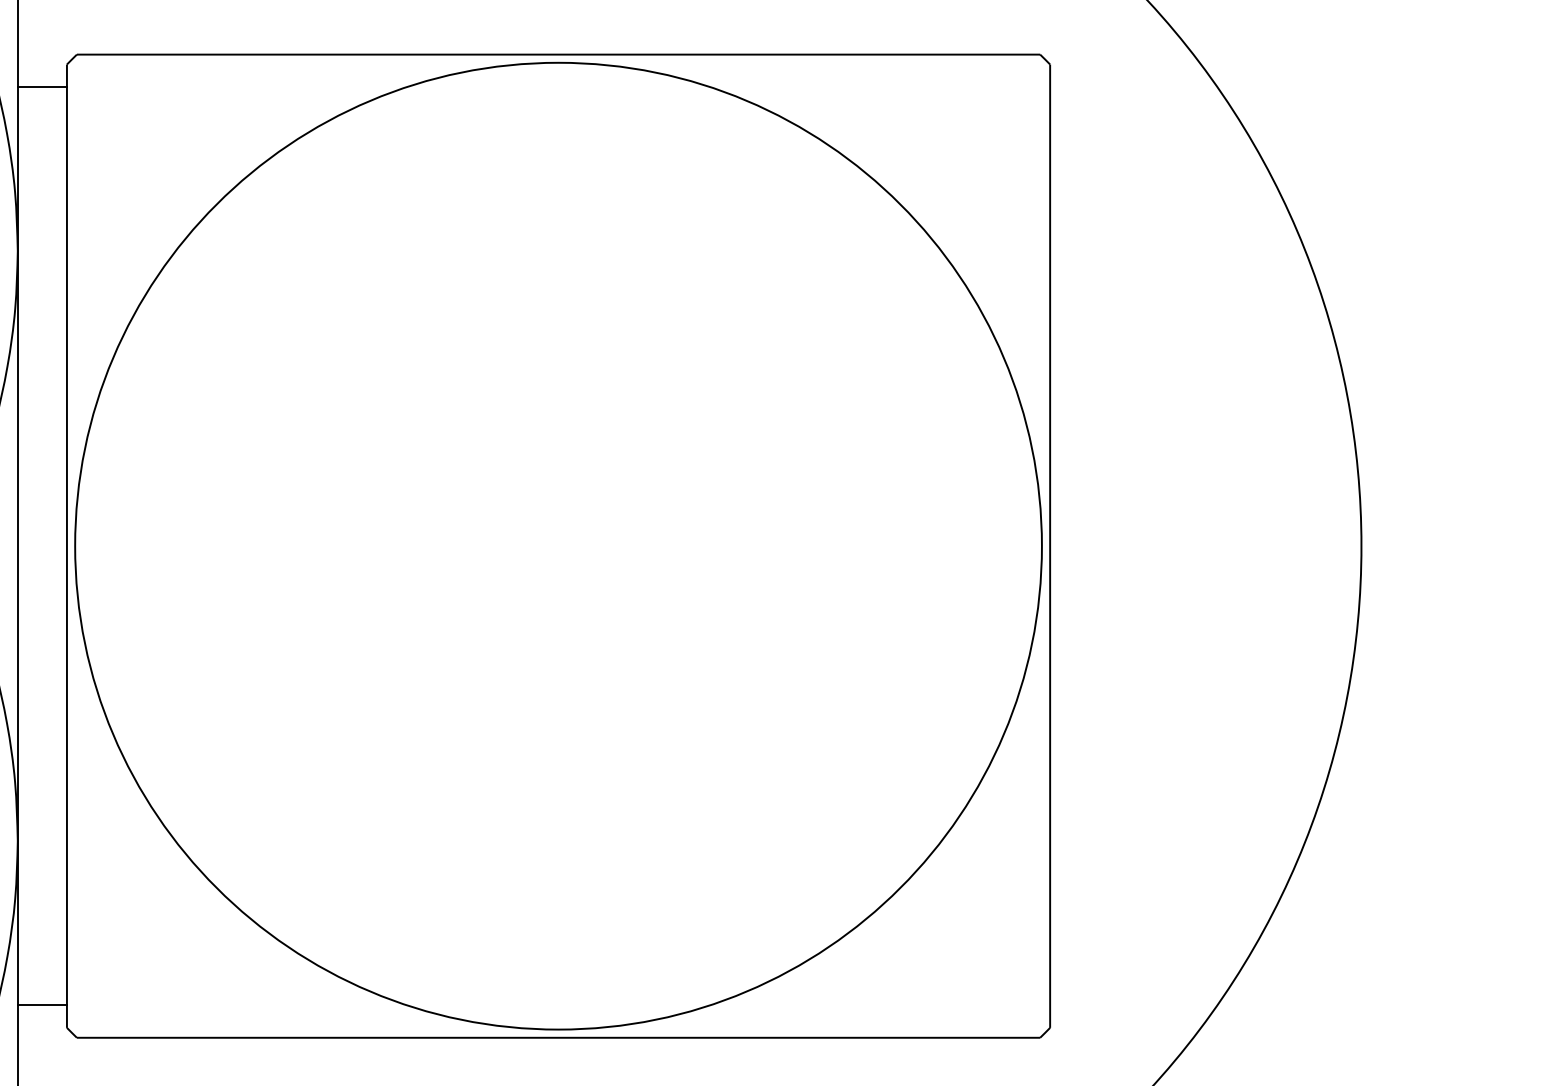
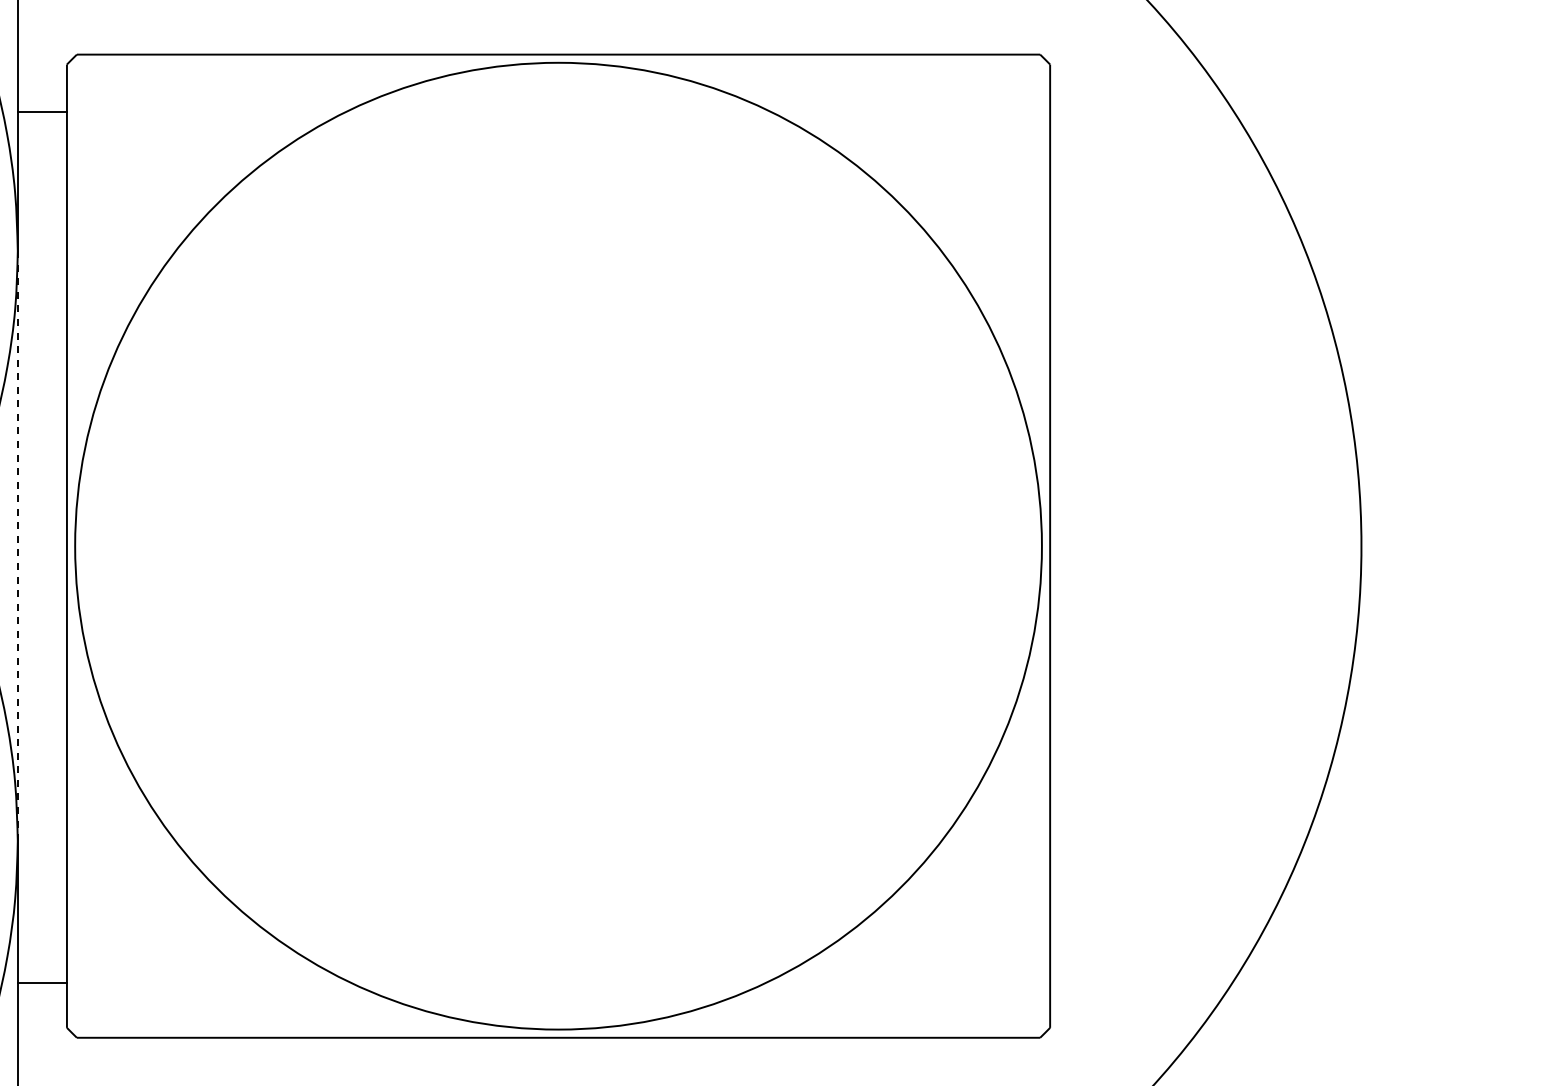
line position: (41, 87) -> (41, 112) (41, 112)
line: solid -> dashed (17, 546)
line position: (41, 1005) -> (41, 983) (41, 983)
